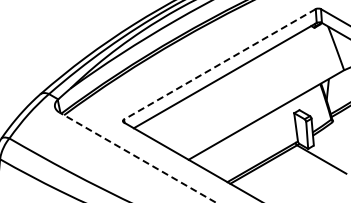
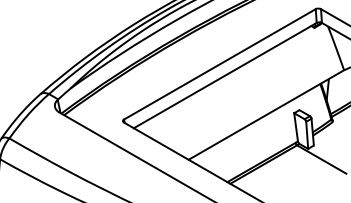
line: dashed -> solid (219, 64)
line: dashed -> solid (137, 157)
